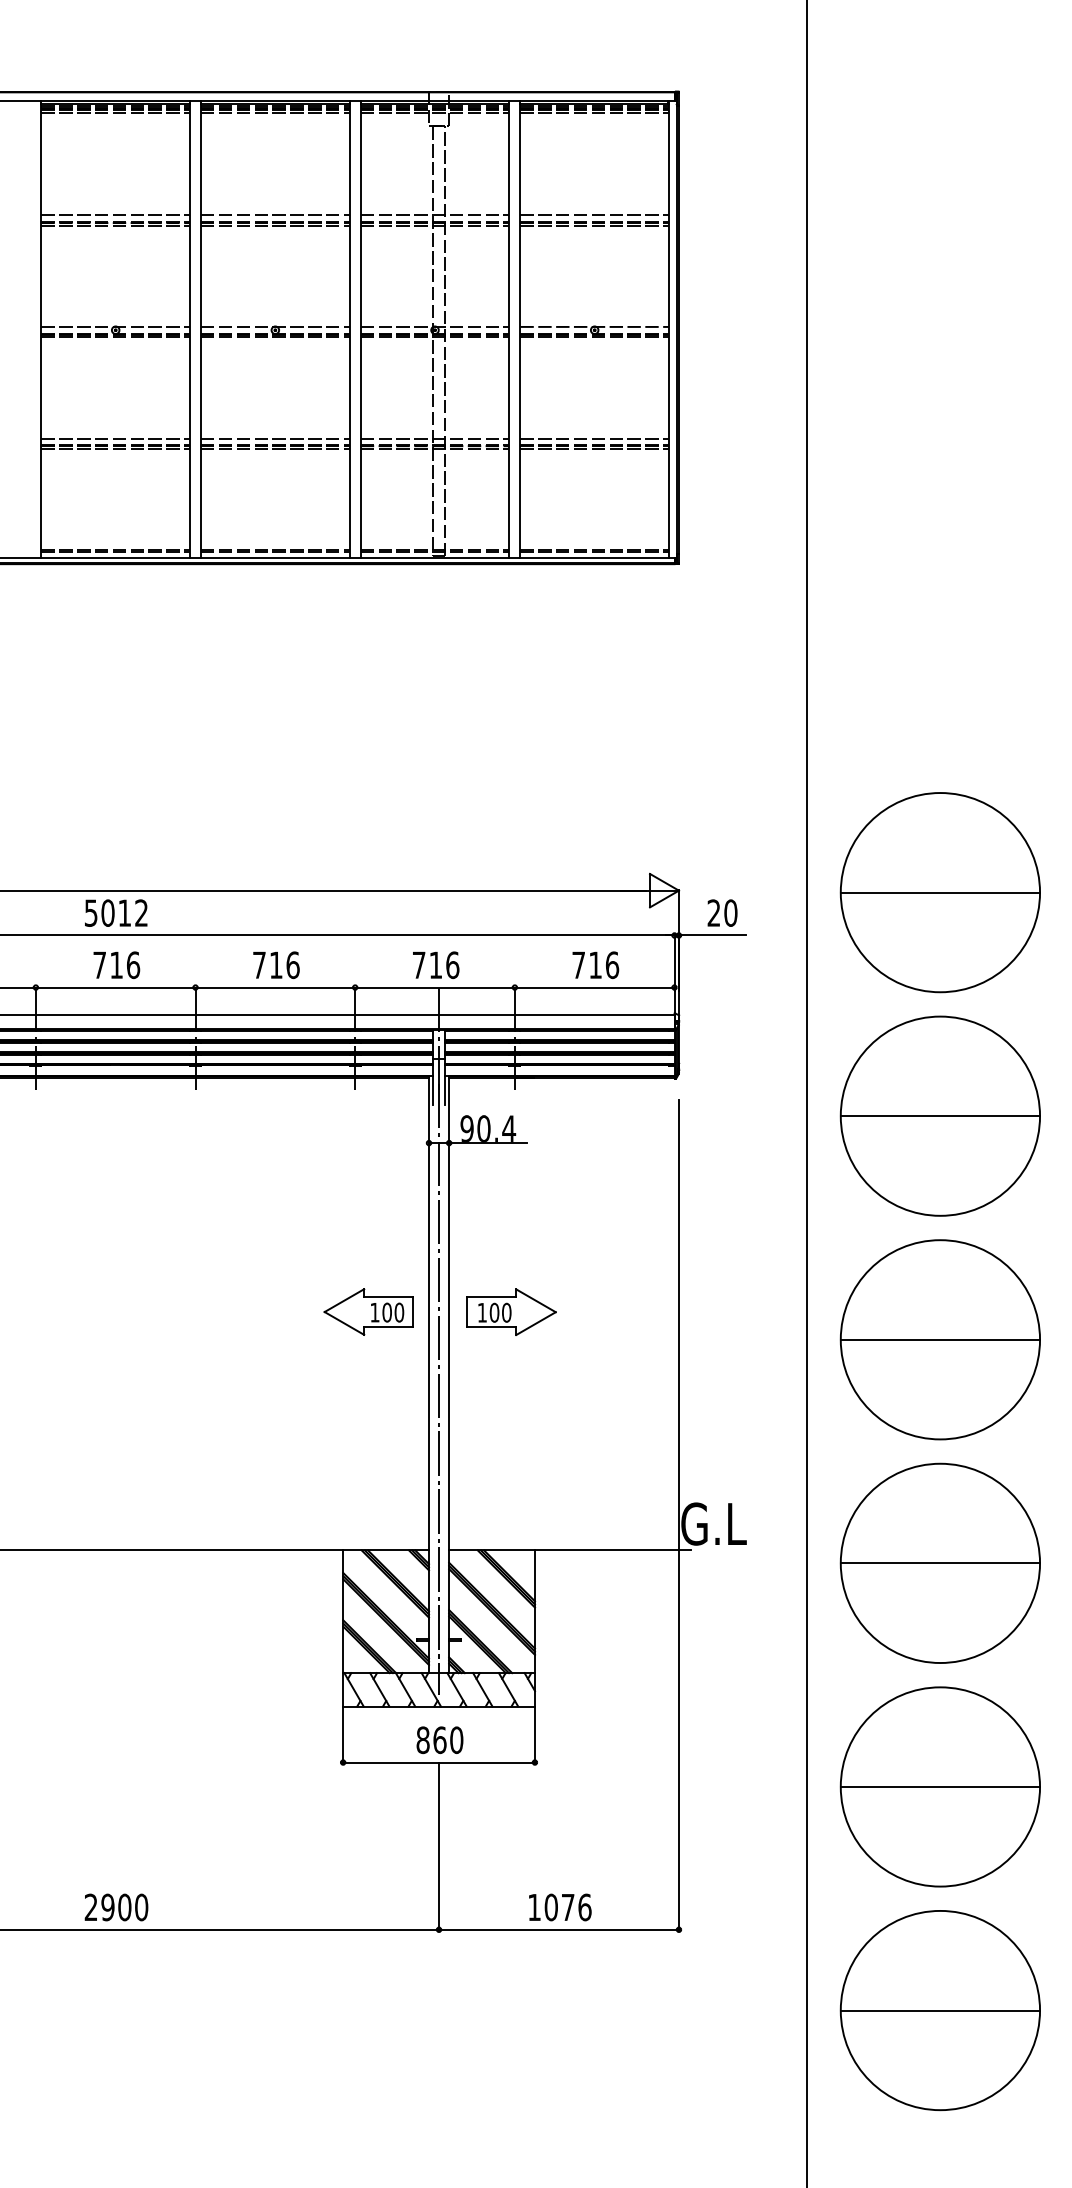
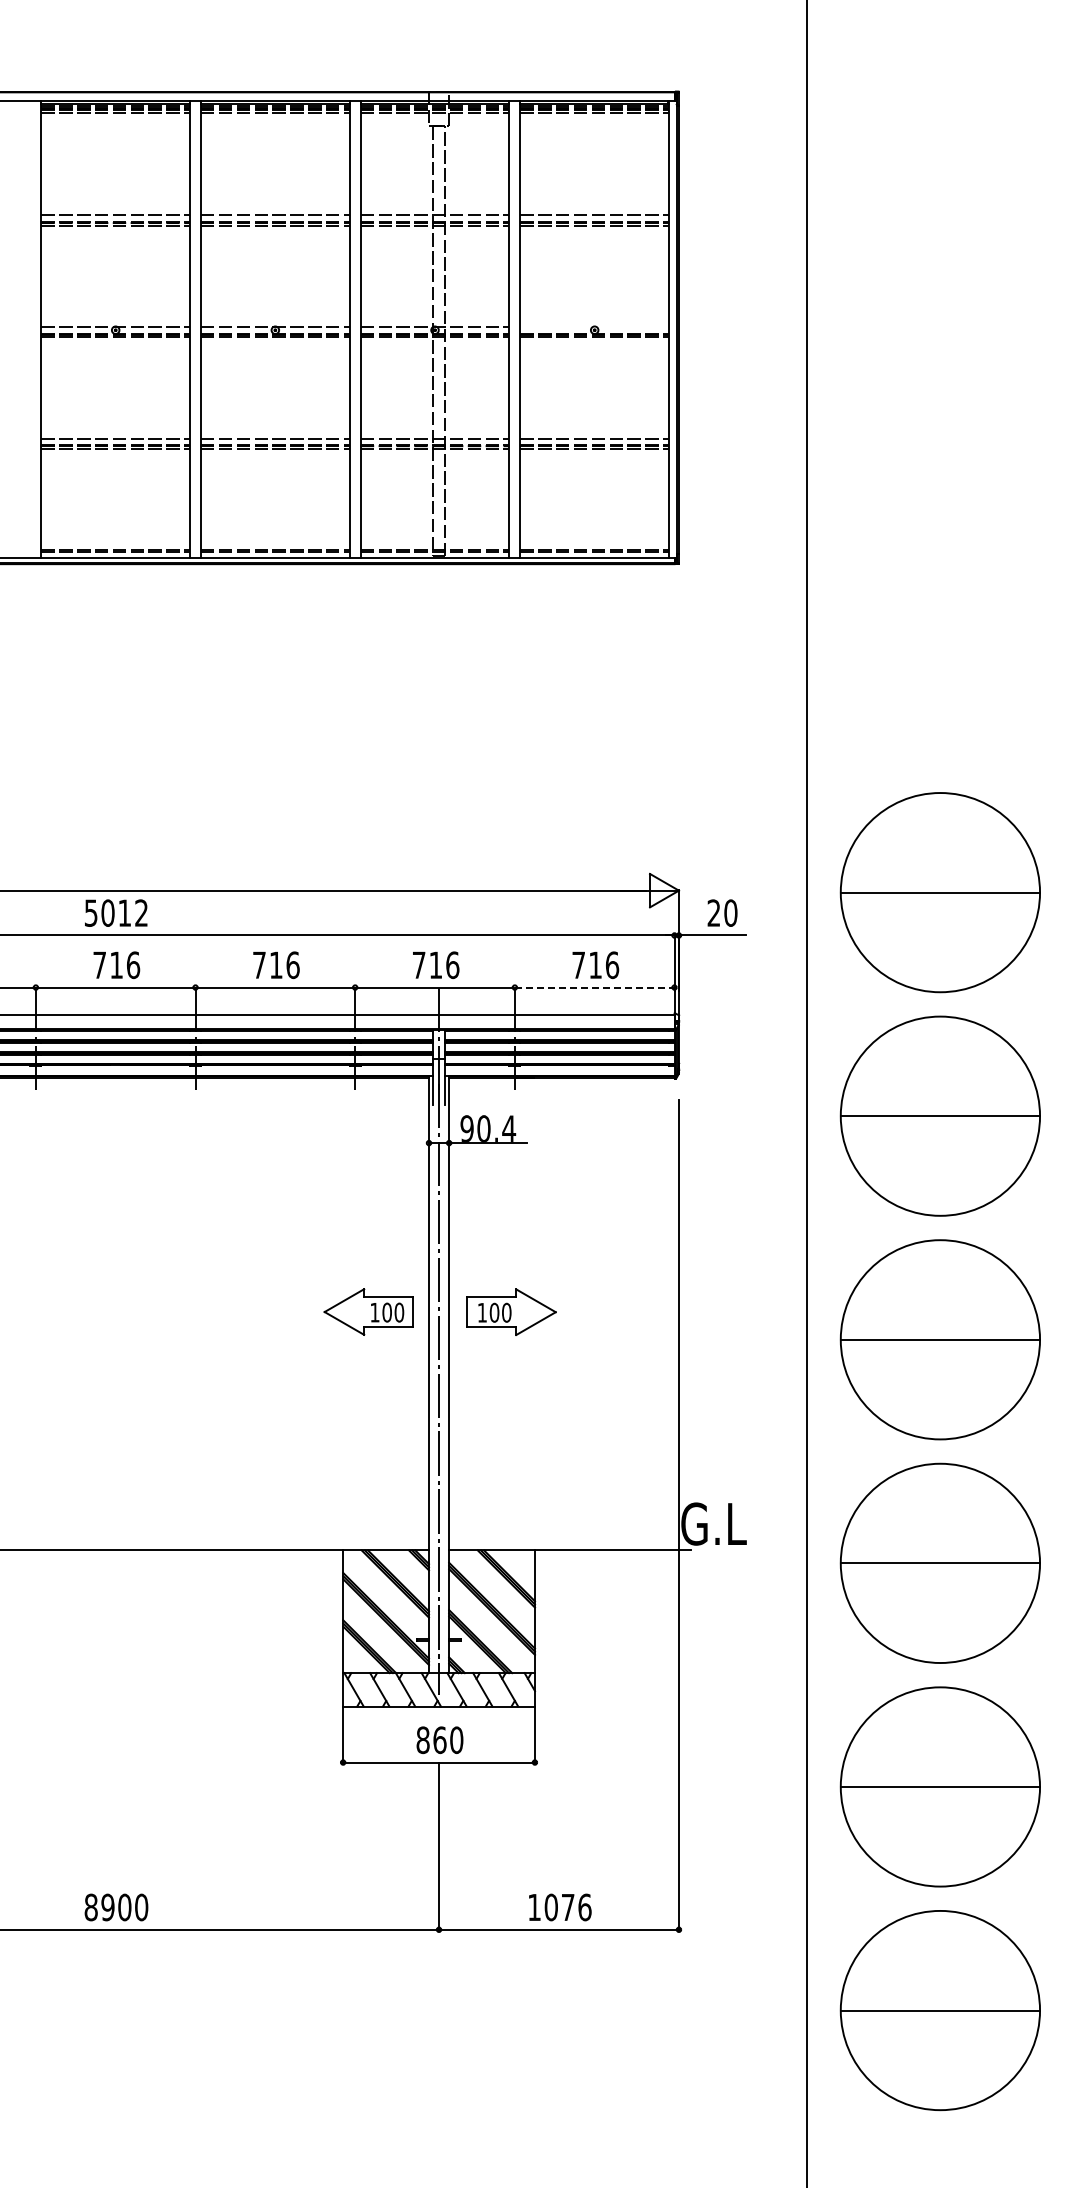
line: present -> none (594, 326)
line: solid -> dashed (594, 987)
text: 2900 -> 8900 (90, 1907)
